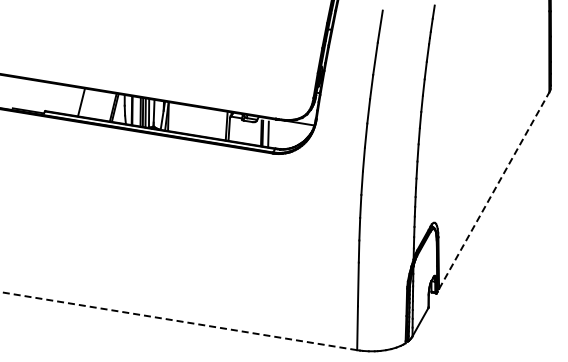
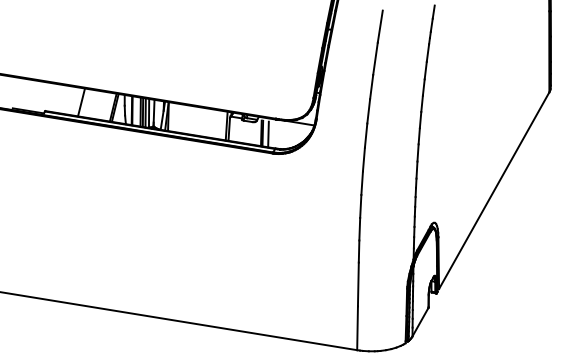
line: dashed -> solid (494, 190)
line: dashed -> solid (178, 321)
